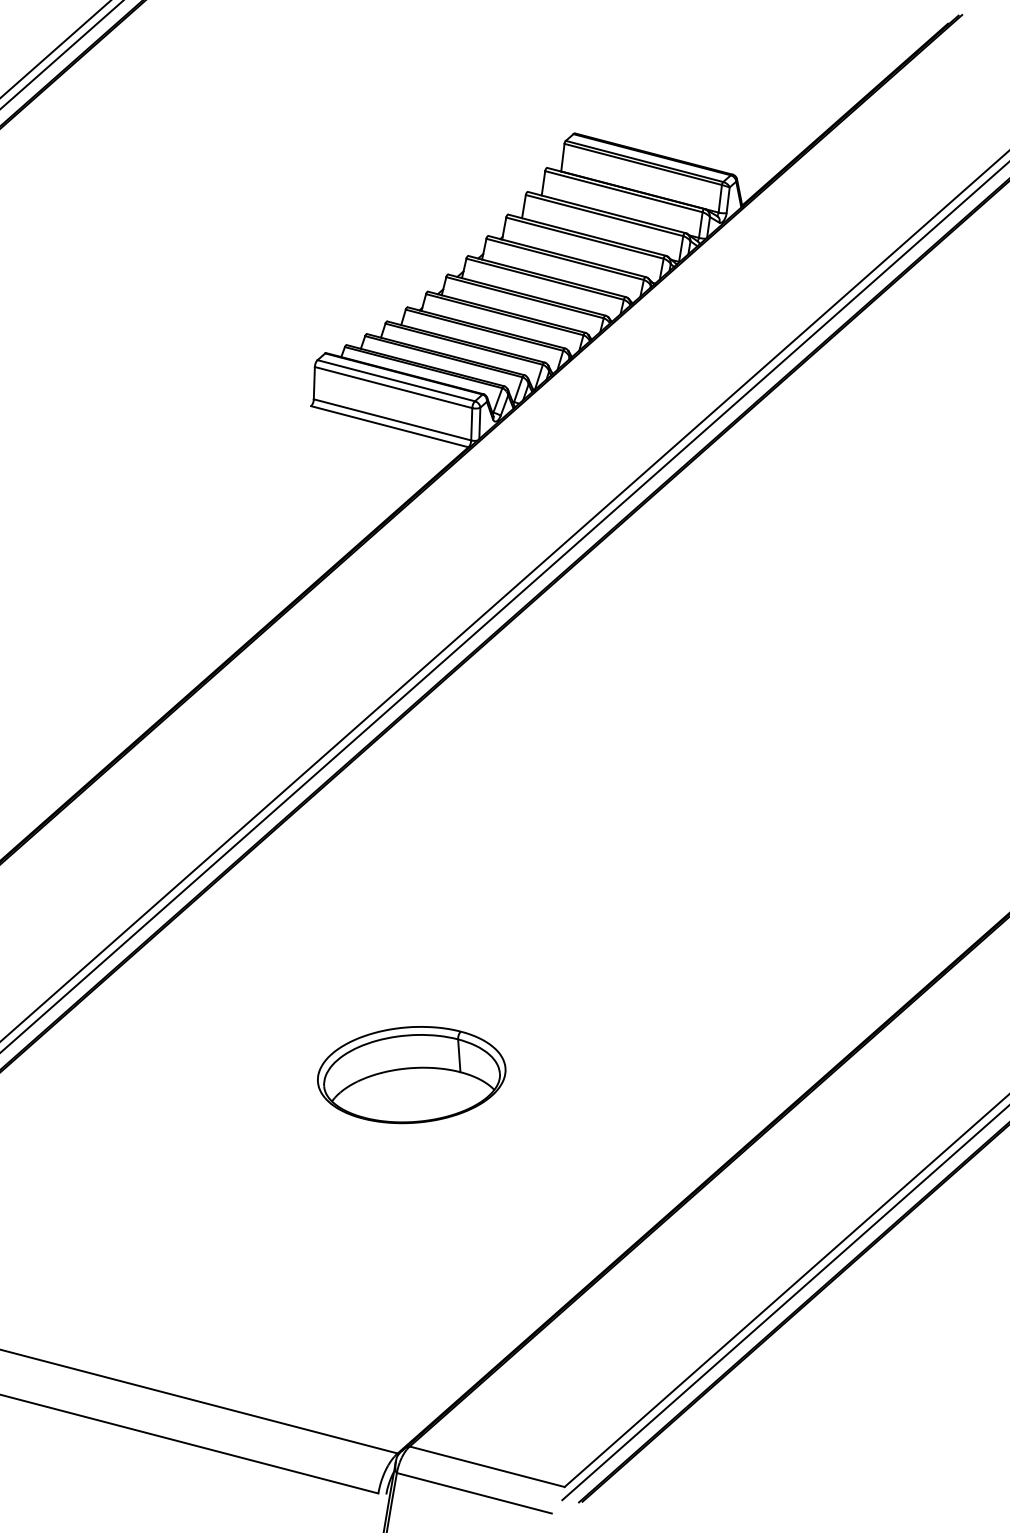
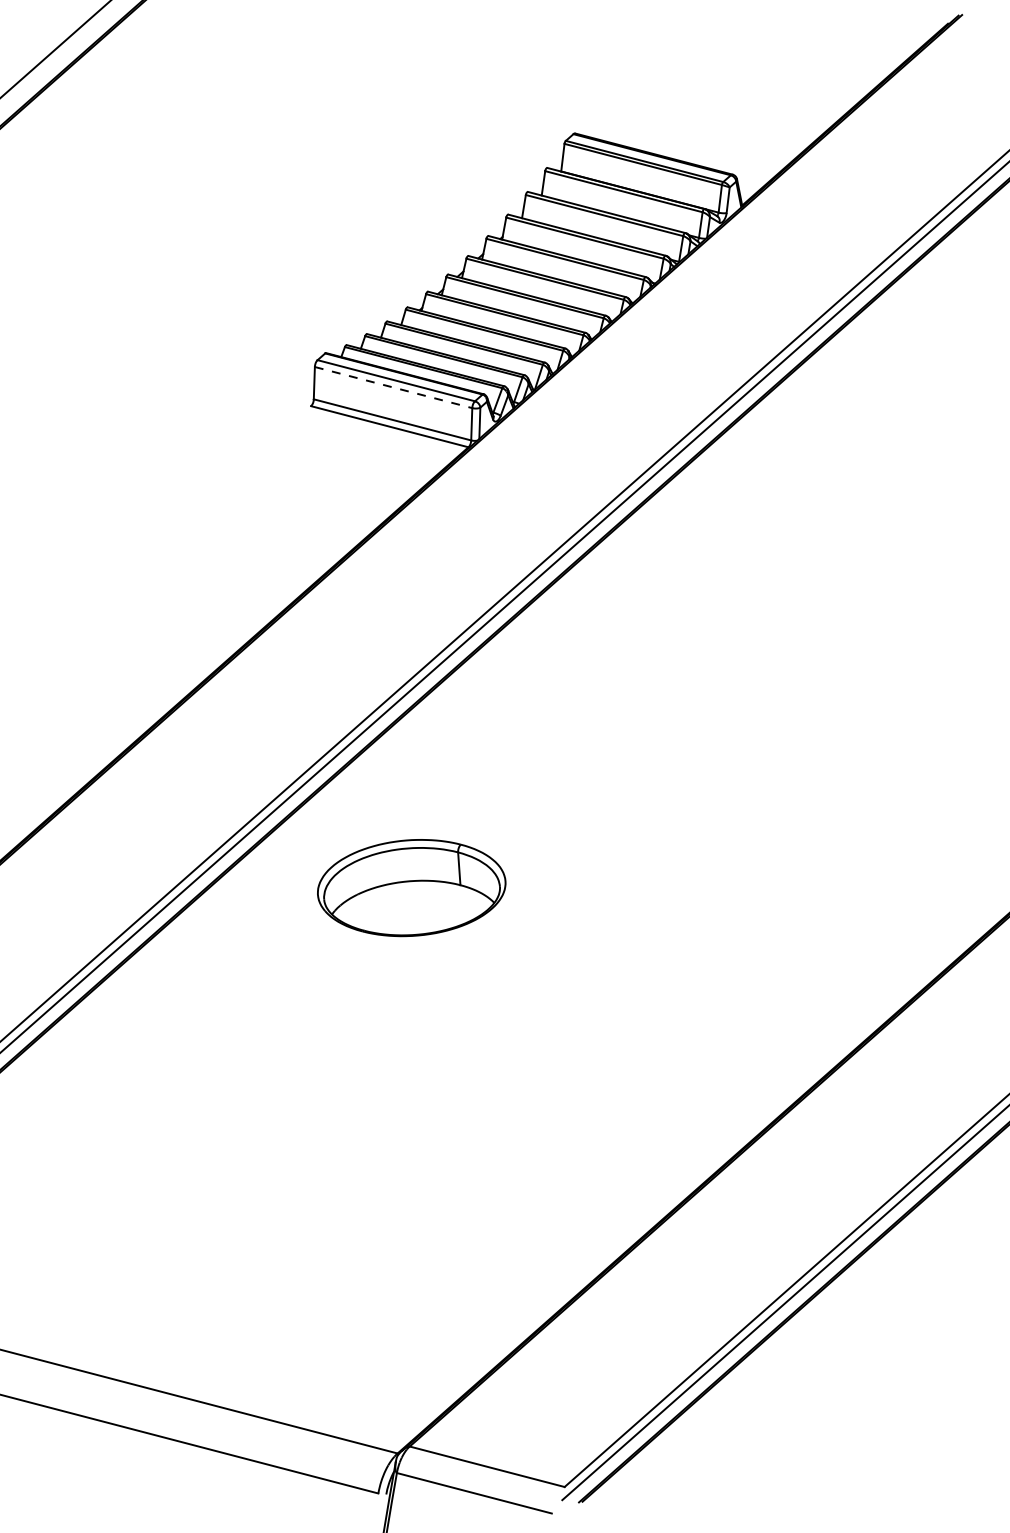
line: present -> none (61, 54)
line: solid -> dashed (394, 387)
part position: (411, 1075) -> (411, 888) (411, 888)
